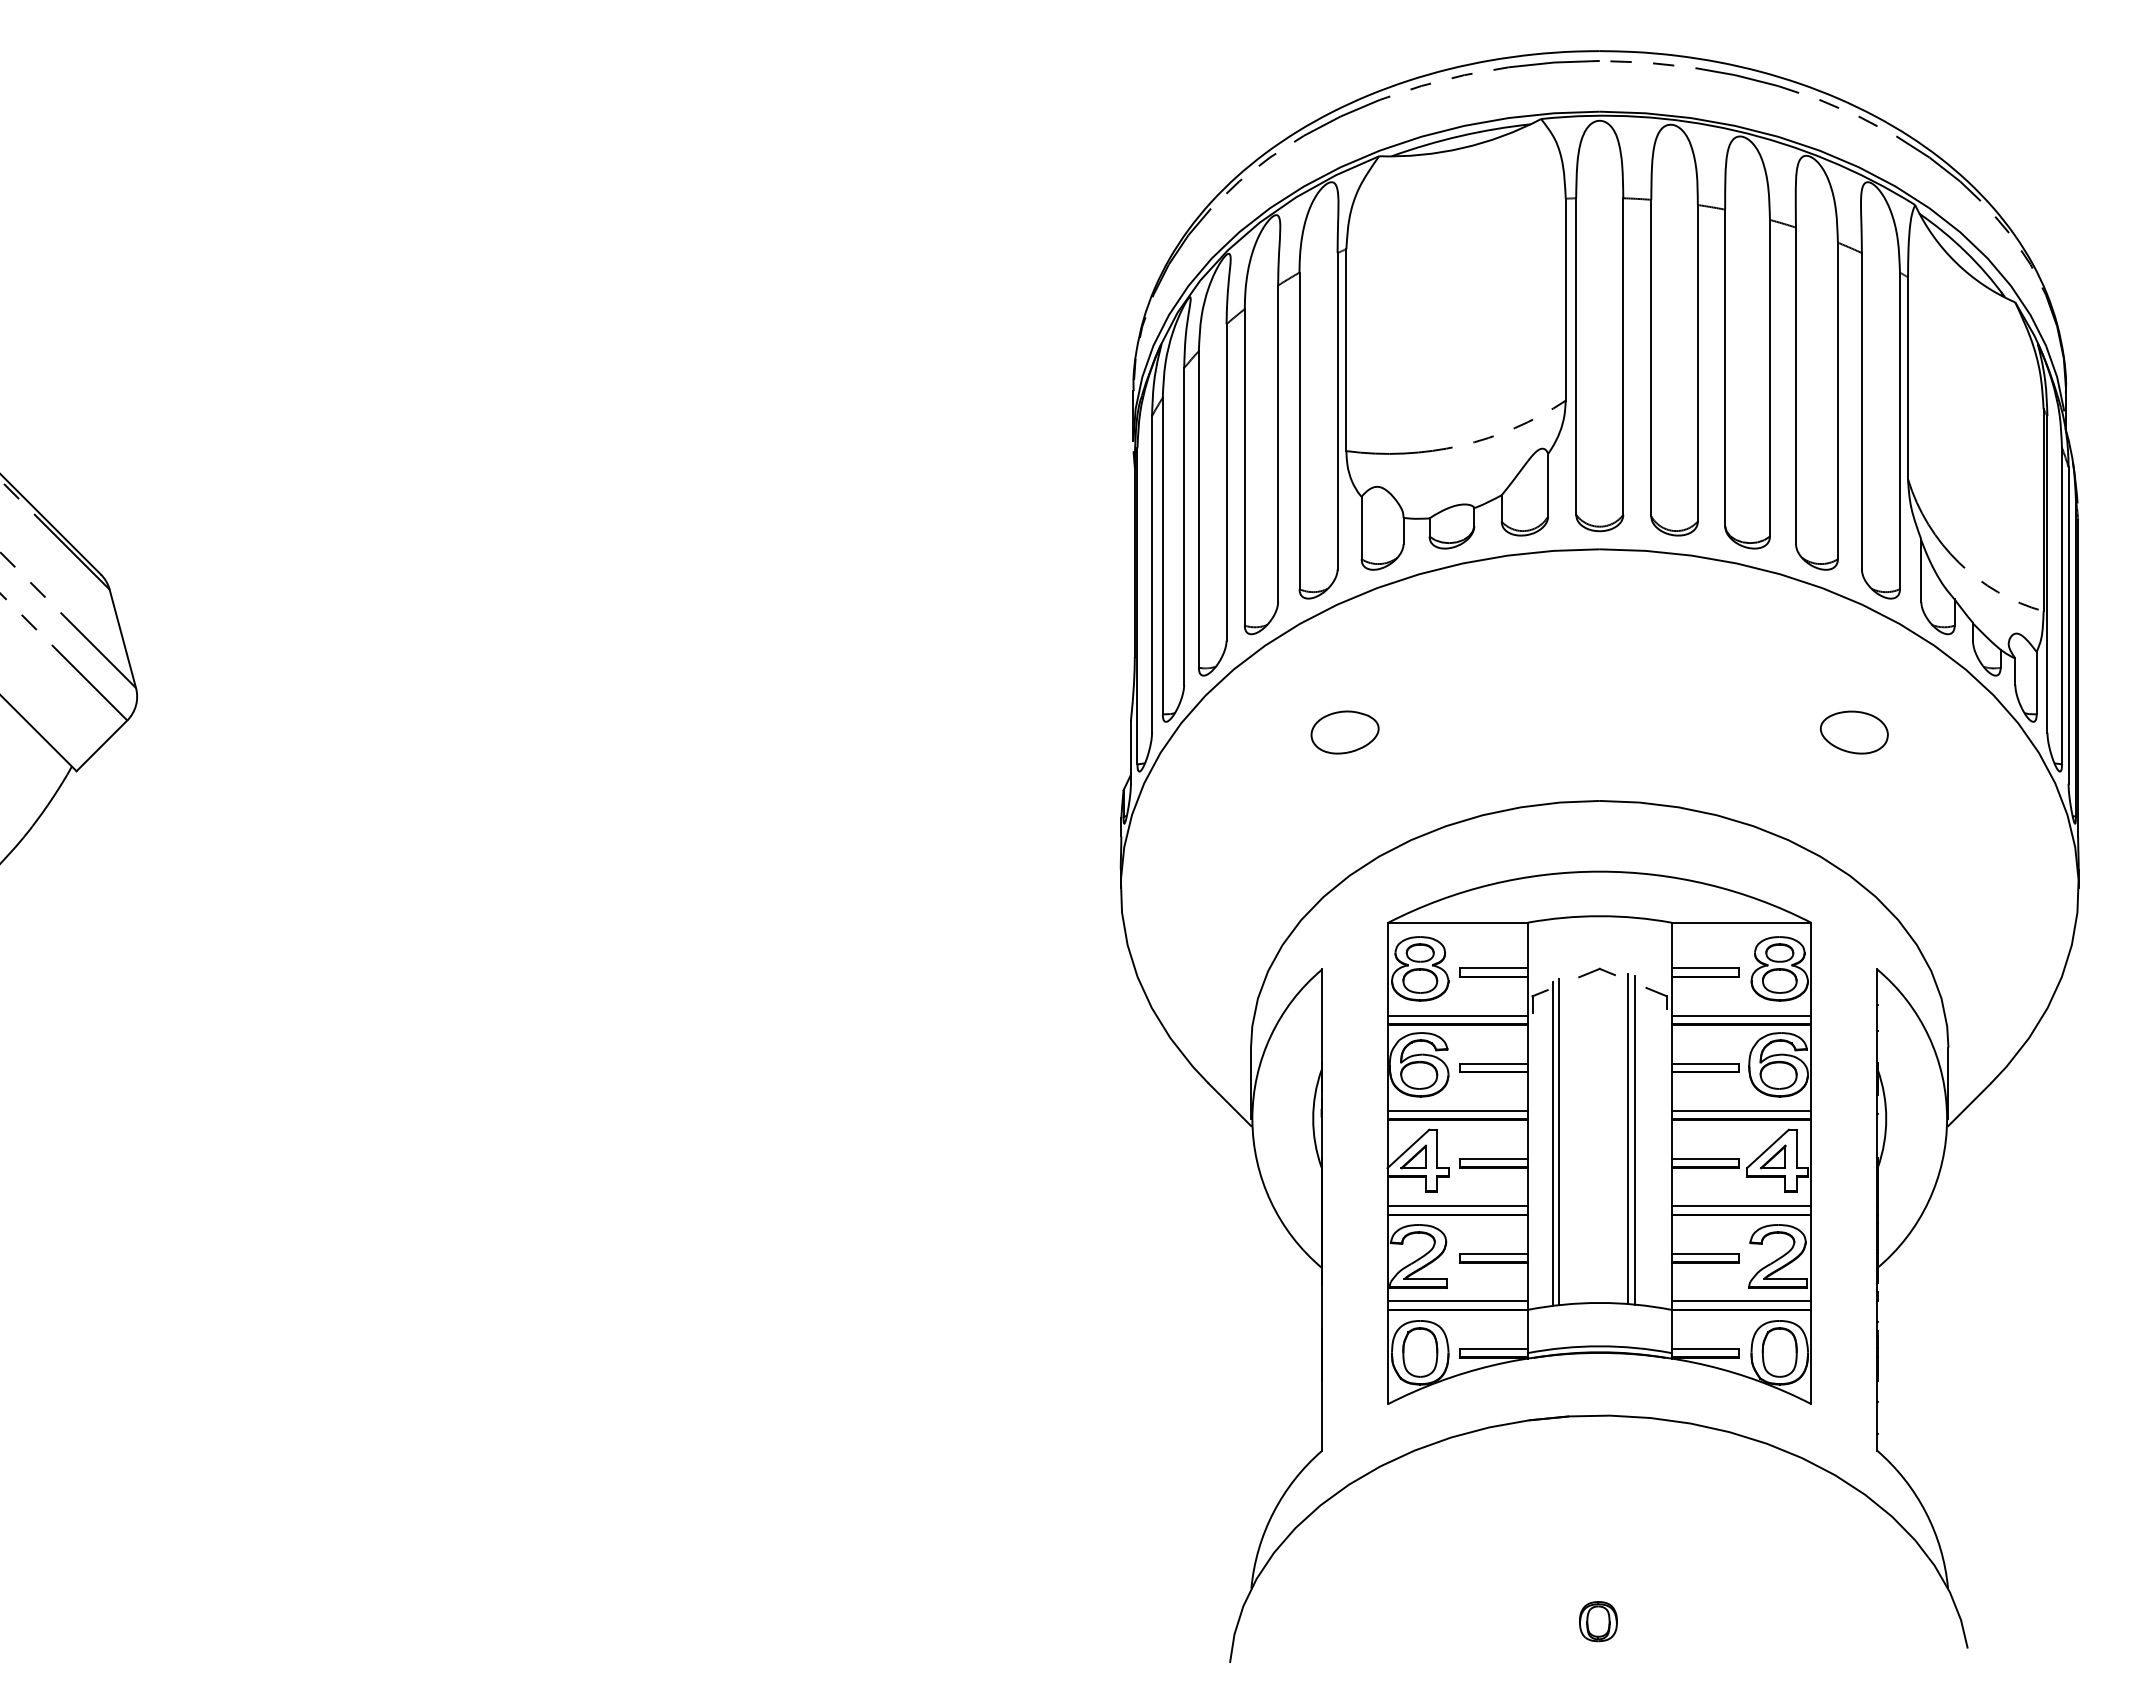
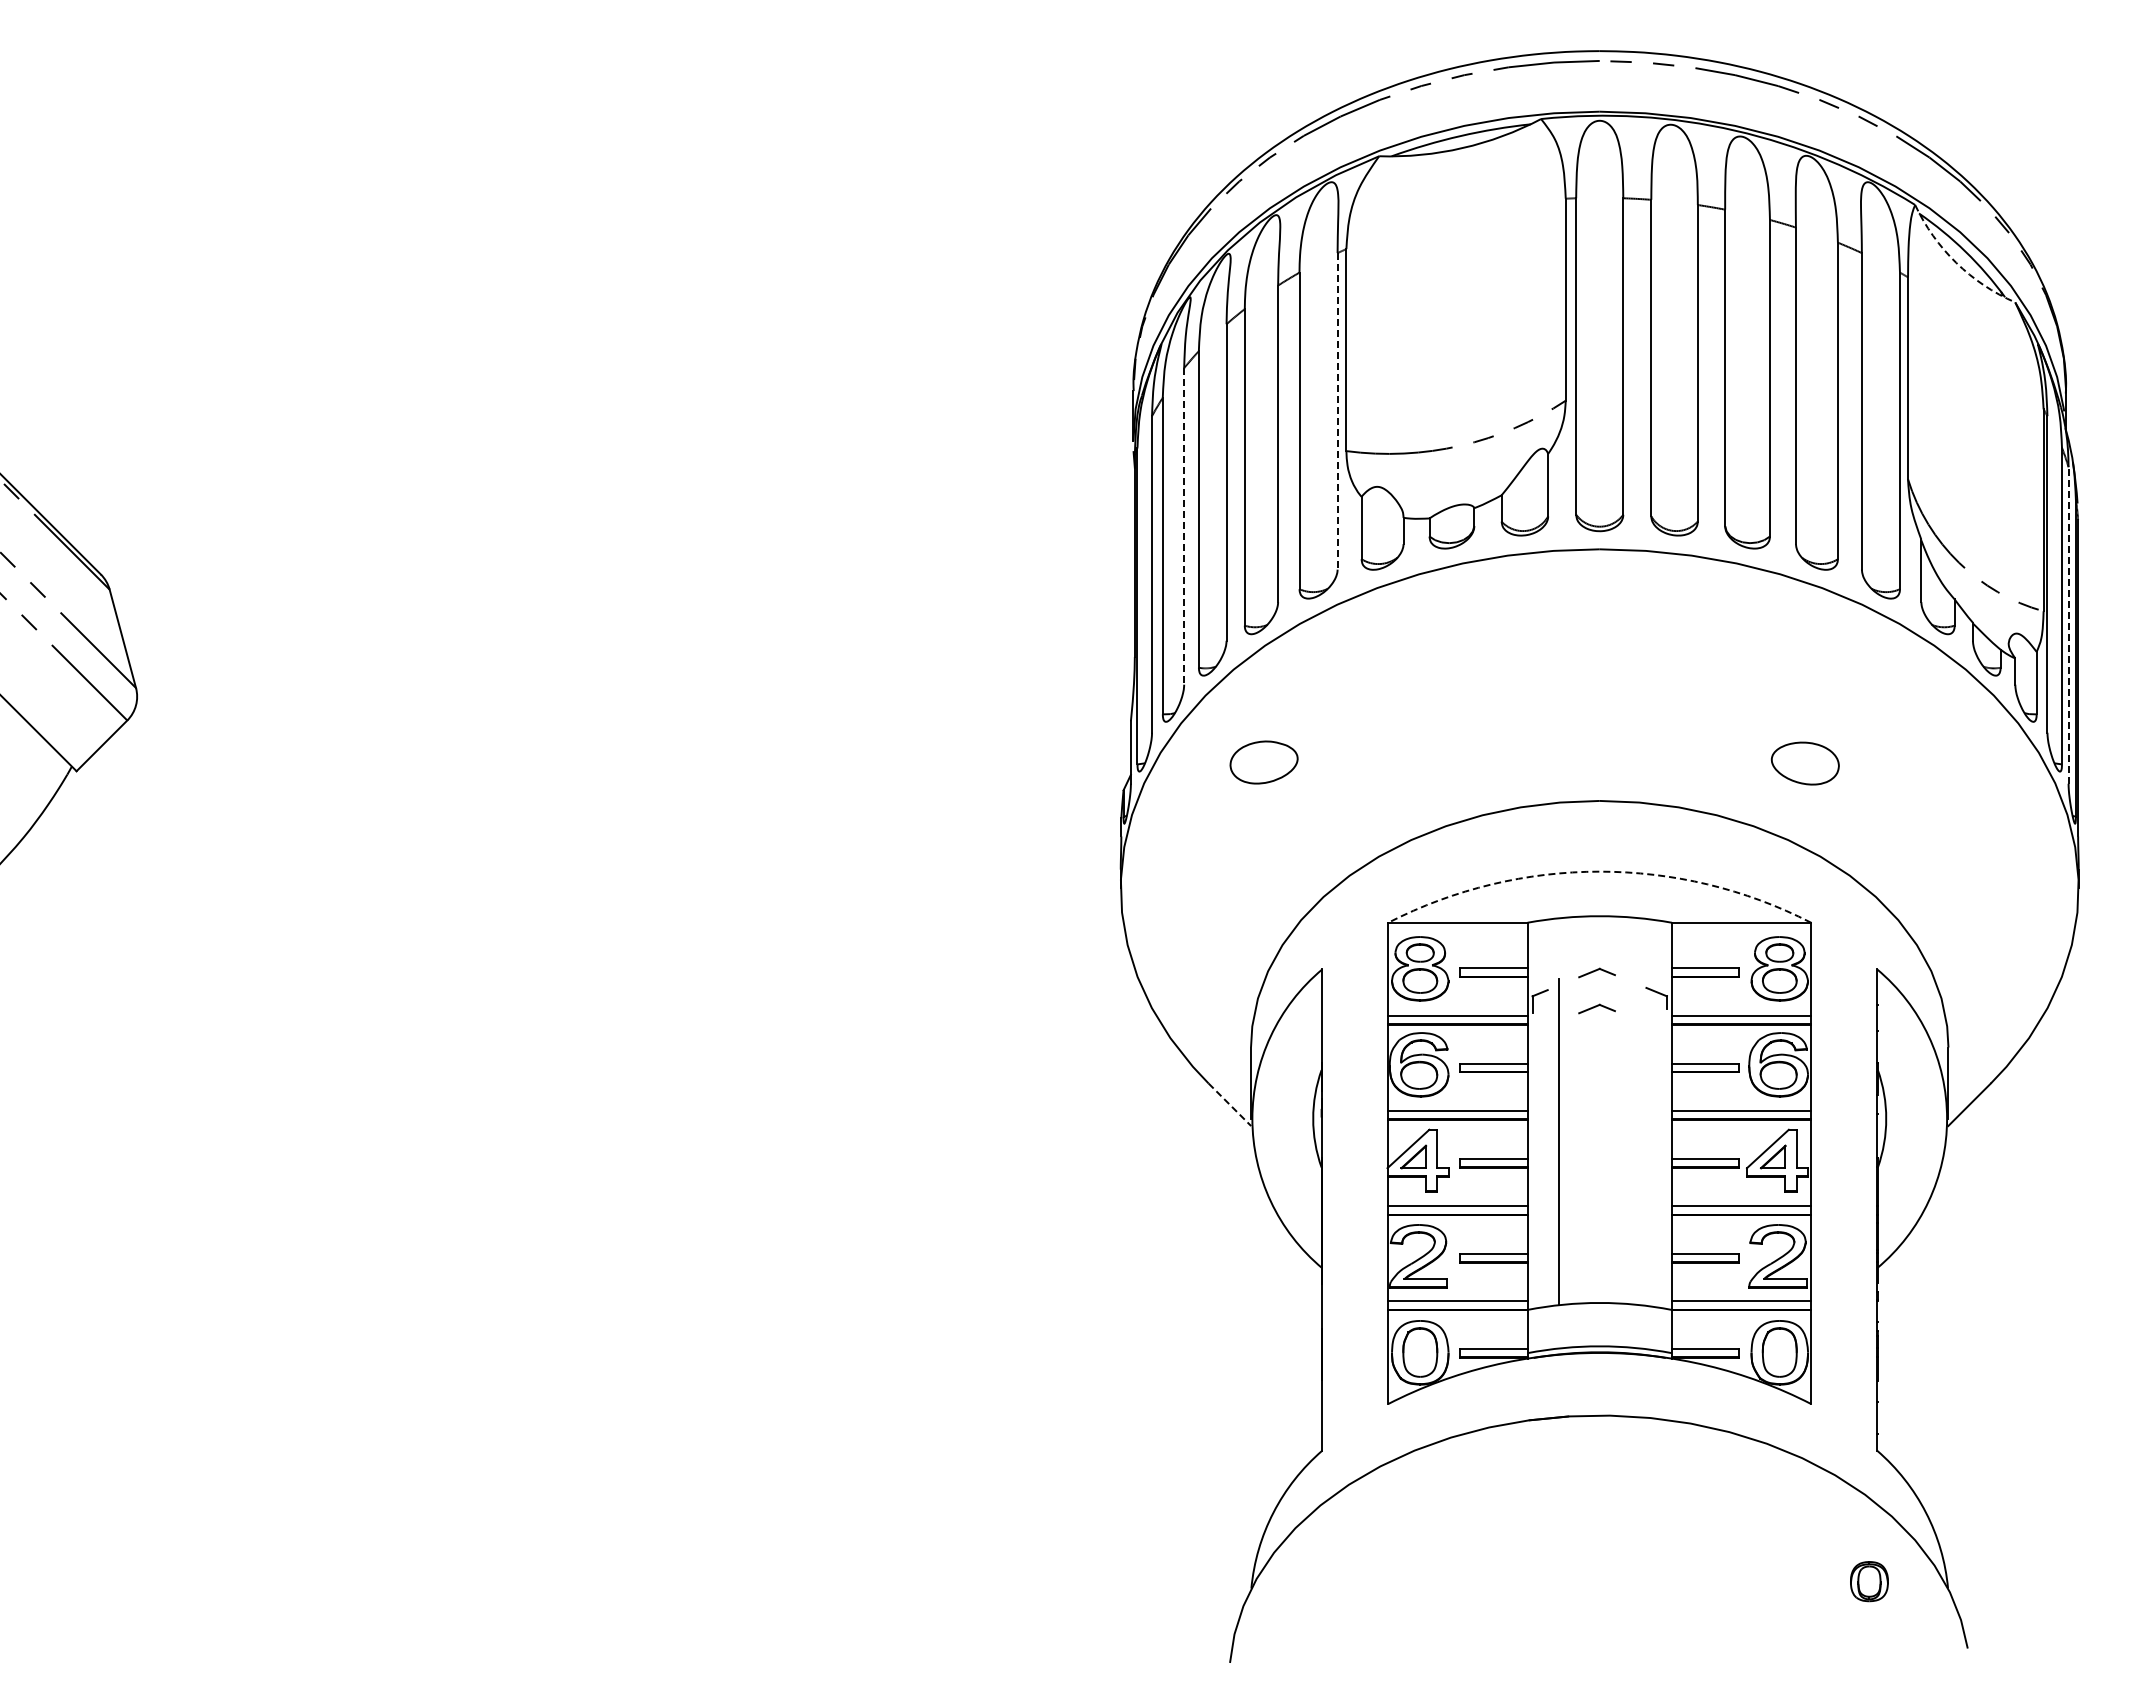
arc: solid -> dashed (1956, 262)
line: solid -> dashed (1337, 411)
line: solid -> dashed (1184, 526)
line: solid -> dashed (2068, 624)
part position: (1344, 732) -> (1263, 762) (1263, 762)
part position: (1853, 732) -> (1804, 763) (1804, 763)
arc: solid -> dashed (1599, 871)
part: none -> present (1596, 1008)
line: solid -> dashed (1230, 1105)
line: present -> none (1628, 1139)
line: present -> none (1634, 1140)
line: present -> none (1553, 1143)
part position: (1598, 1621) -> (1869, 1581) (1869, 1581)
